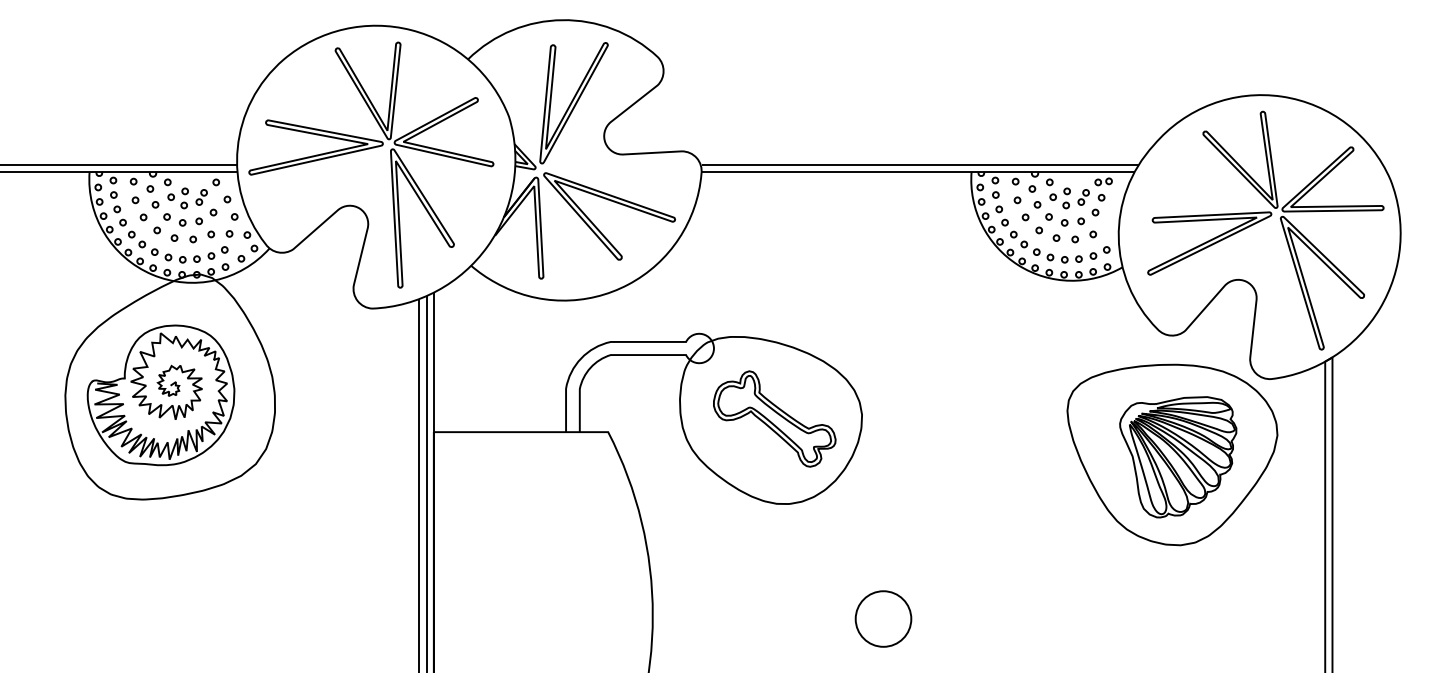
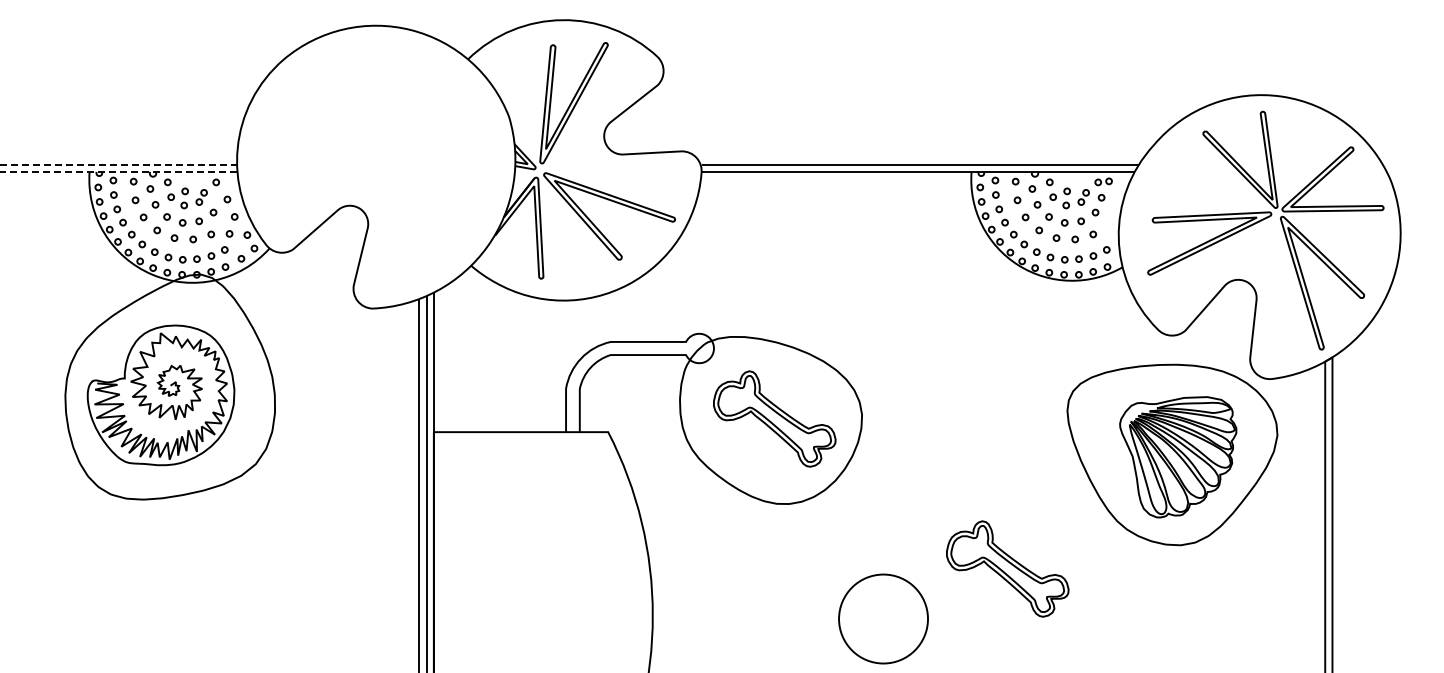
part: present -> none (370, 149)
line: solid -> dashed (0, 164)
part: none -> present (1007, 568)
circle diameter: 56 px -> 89 px (883, 618)
